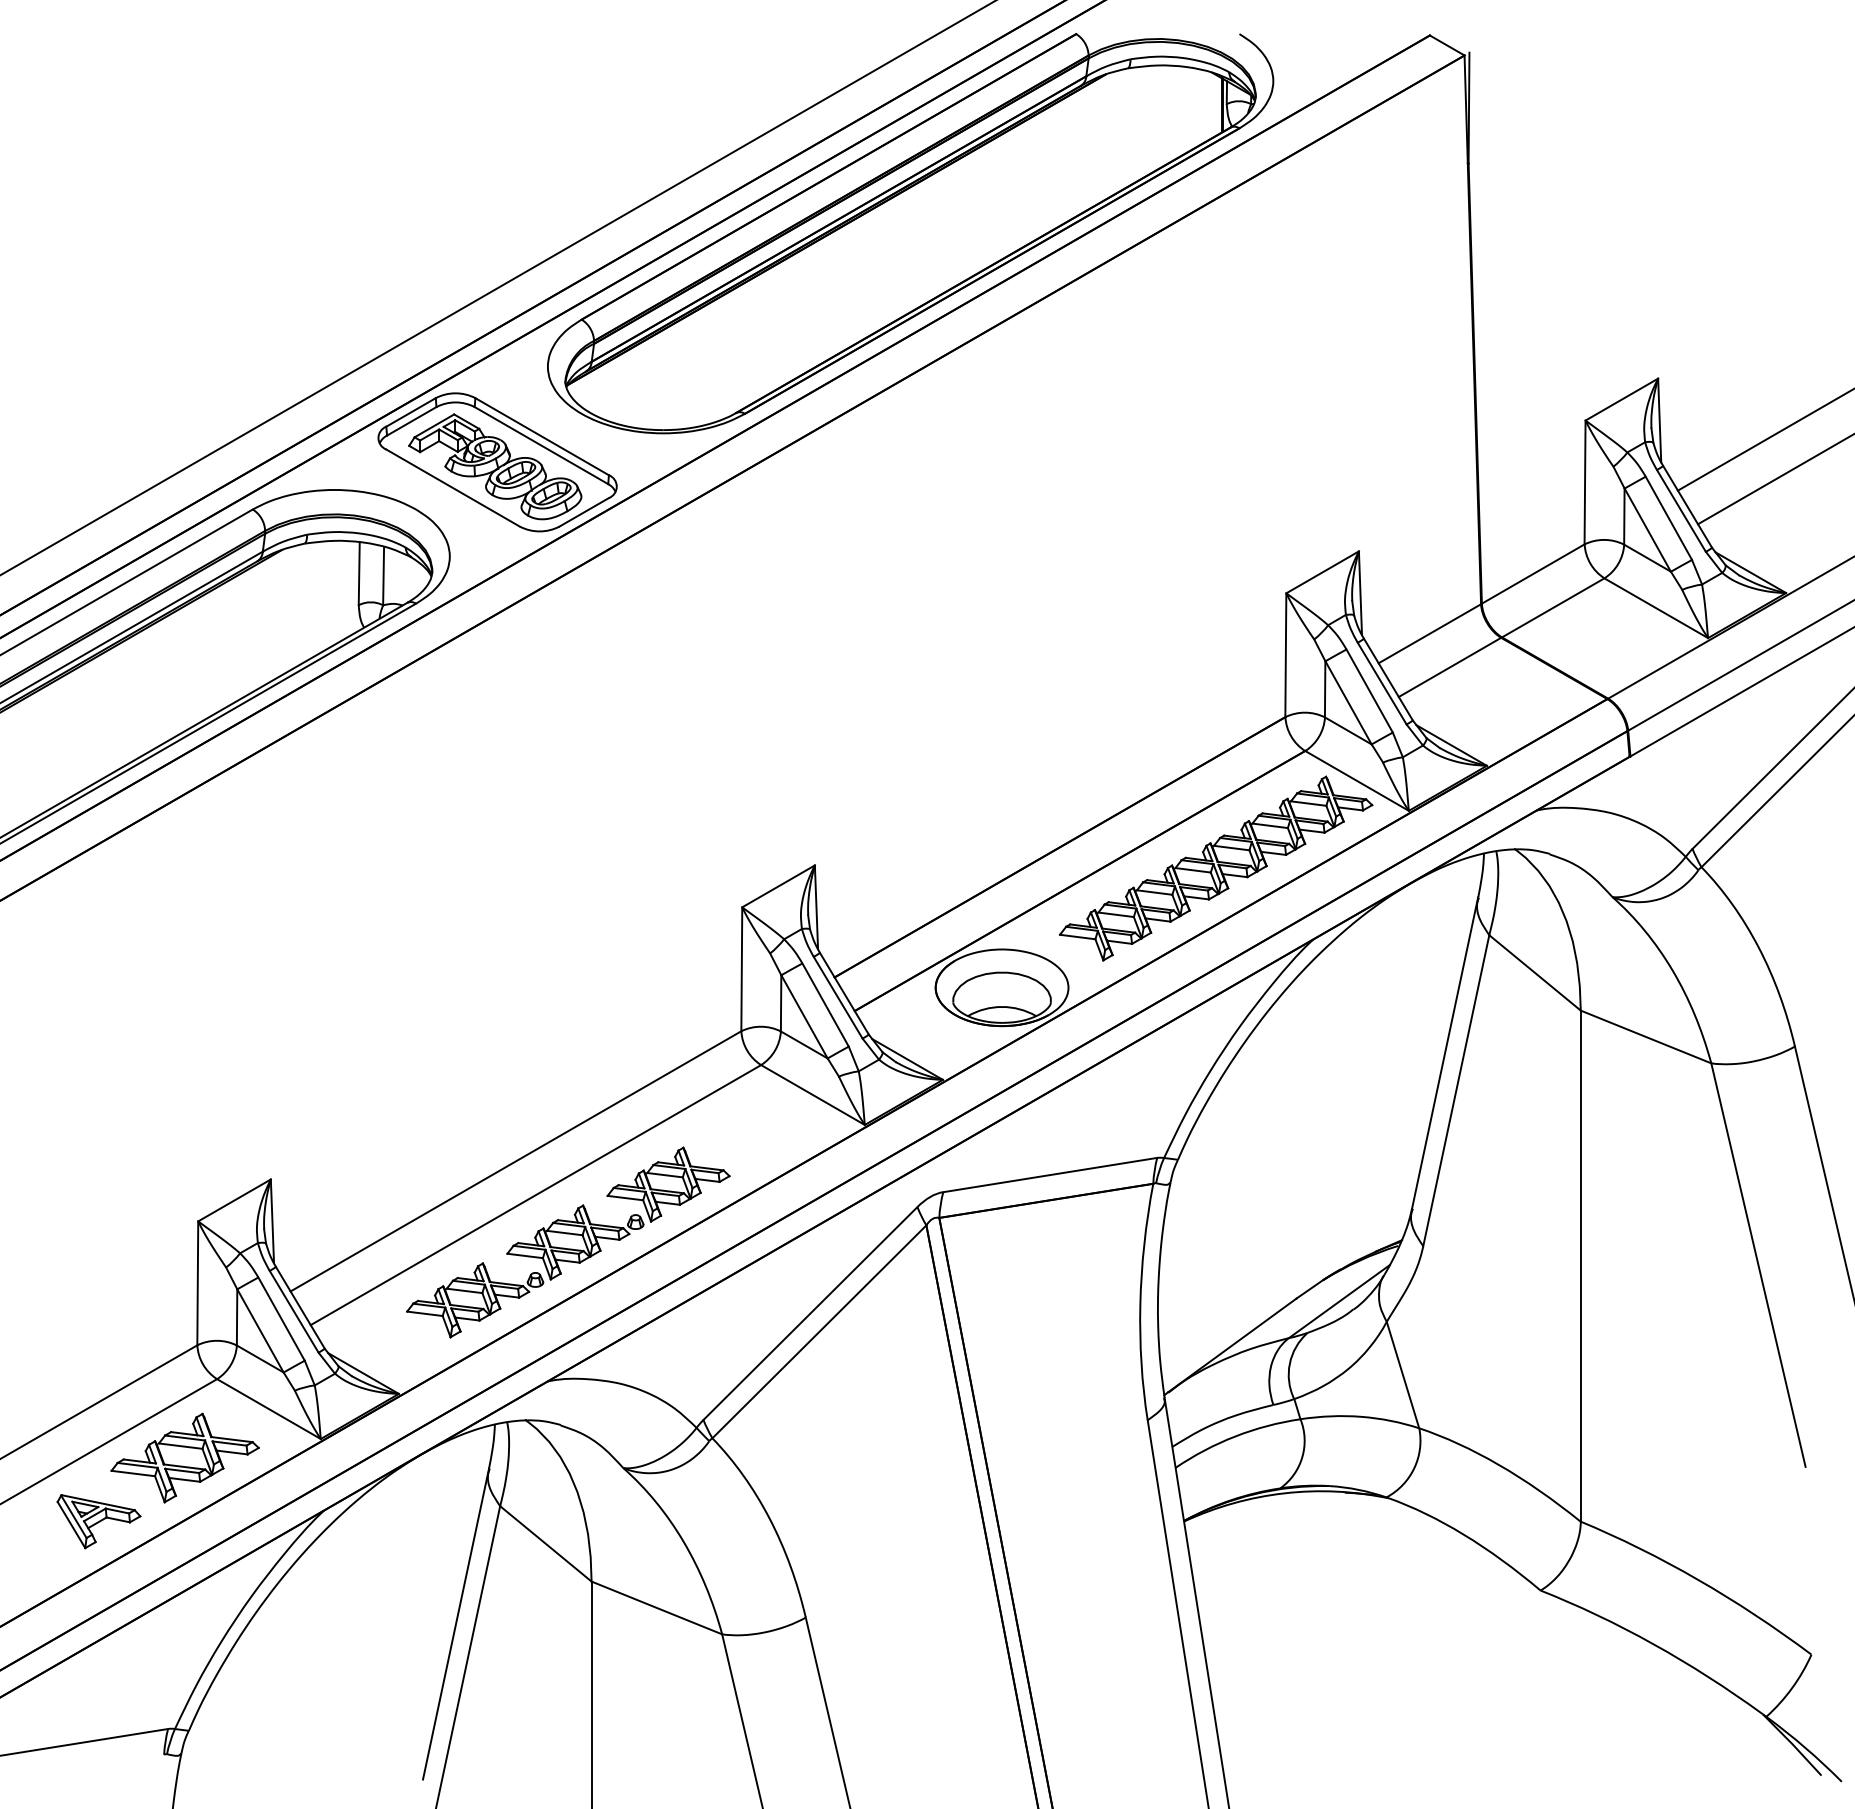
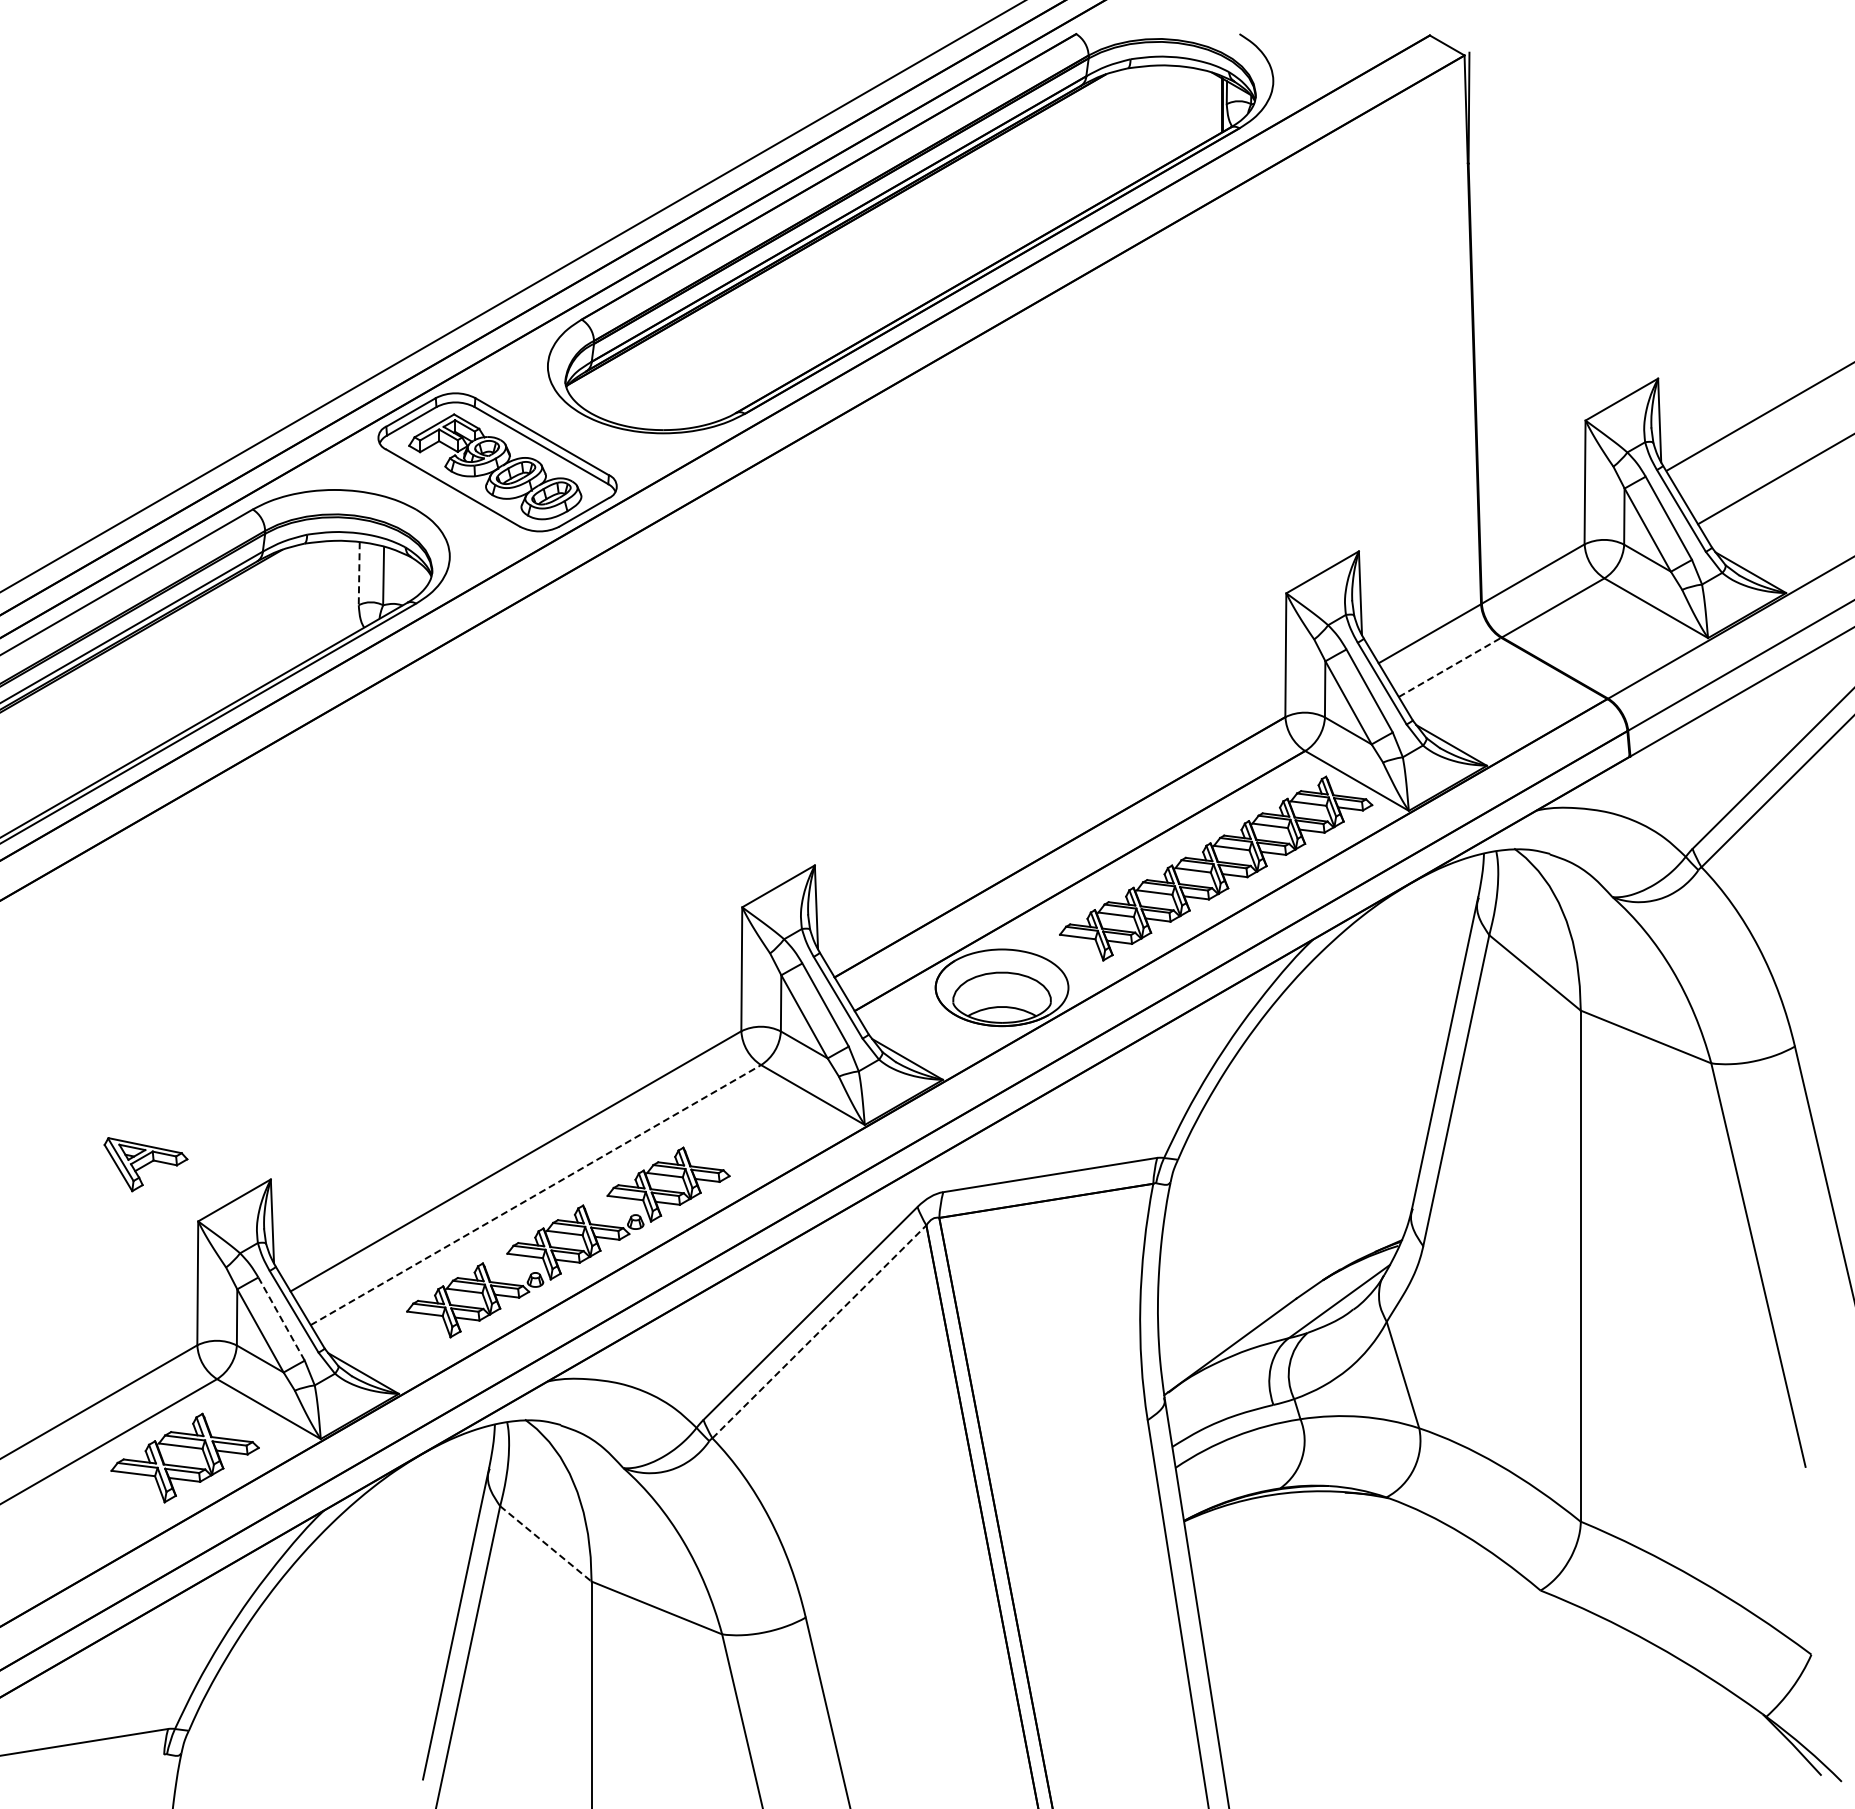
line position: (497, 288) -> (512, 296) (512, 296)
line position: (1764, 440) -> (1758, 417) (1758, 417)
line: solid -> dashed (359, 574)
line: solid -> dashed (1450, 667)
line: solid -> dashed (536, 1194)
line: solid -> dashed (281, 1319)
line: solid -> dashed (819, 1331)
part position: (98, 1521) -> (145, 1164) (145, 1164)
line: solid -> dashed (546, 1544)
